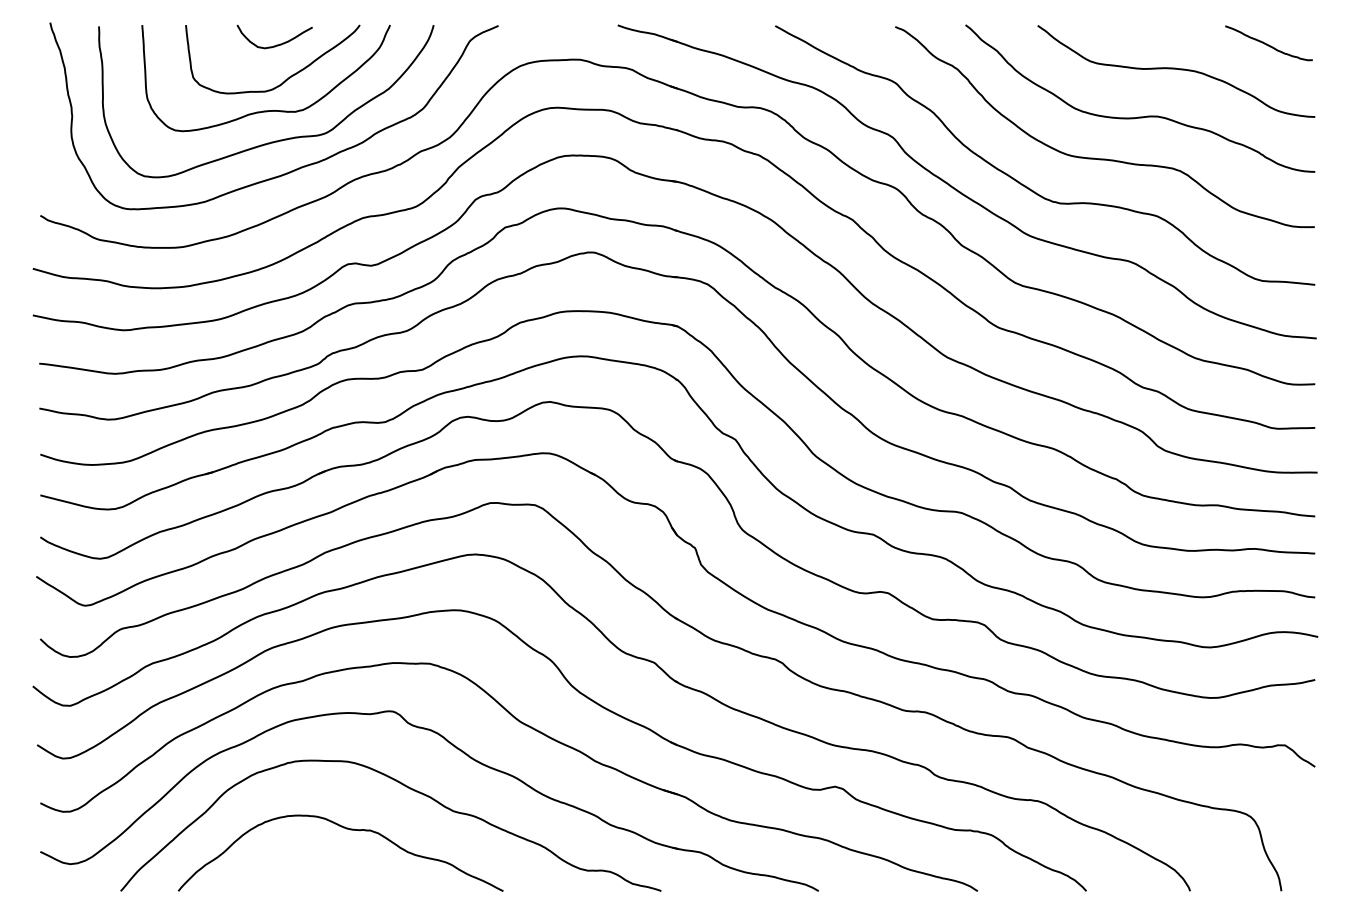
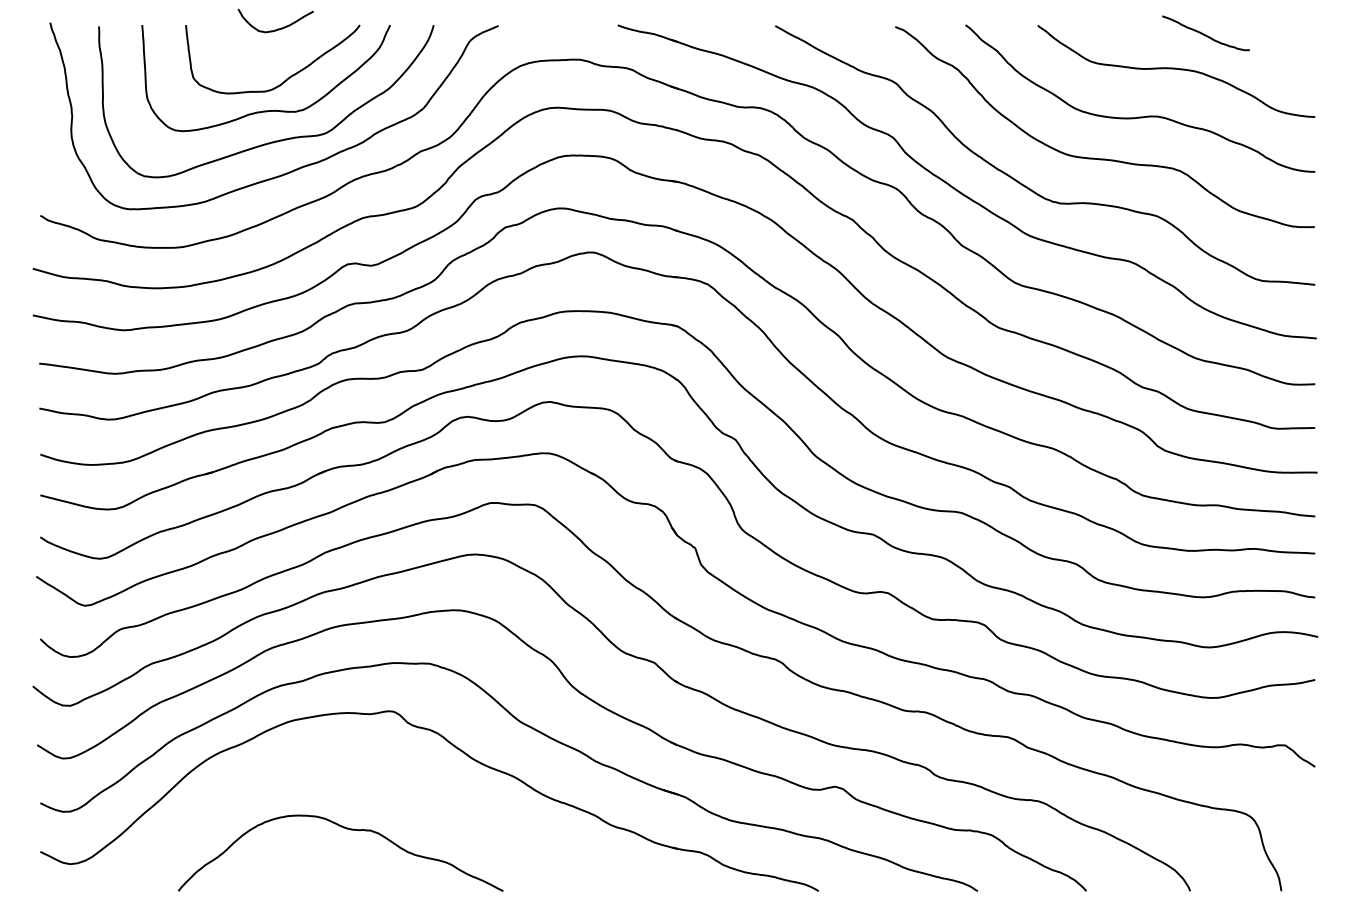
curve position: (1267, 43) -> (1204, 33) (1204, 33)
curve position: (276, 44) -> (277, 28) (277, 28)
curve: present -> none (408, 788)
